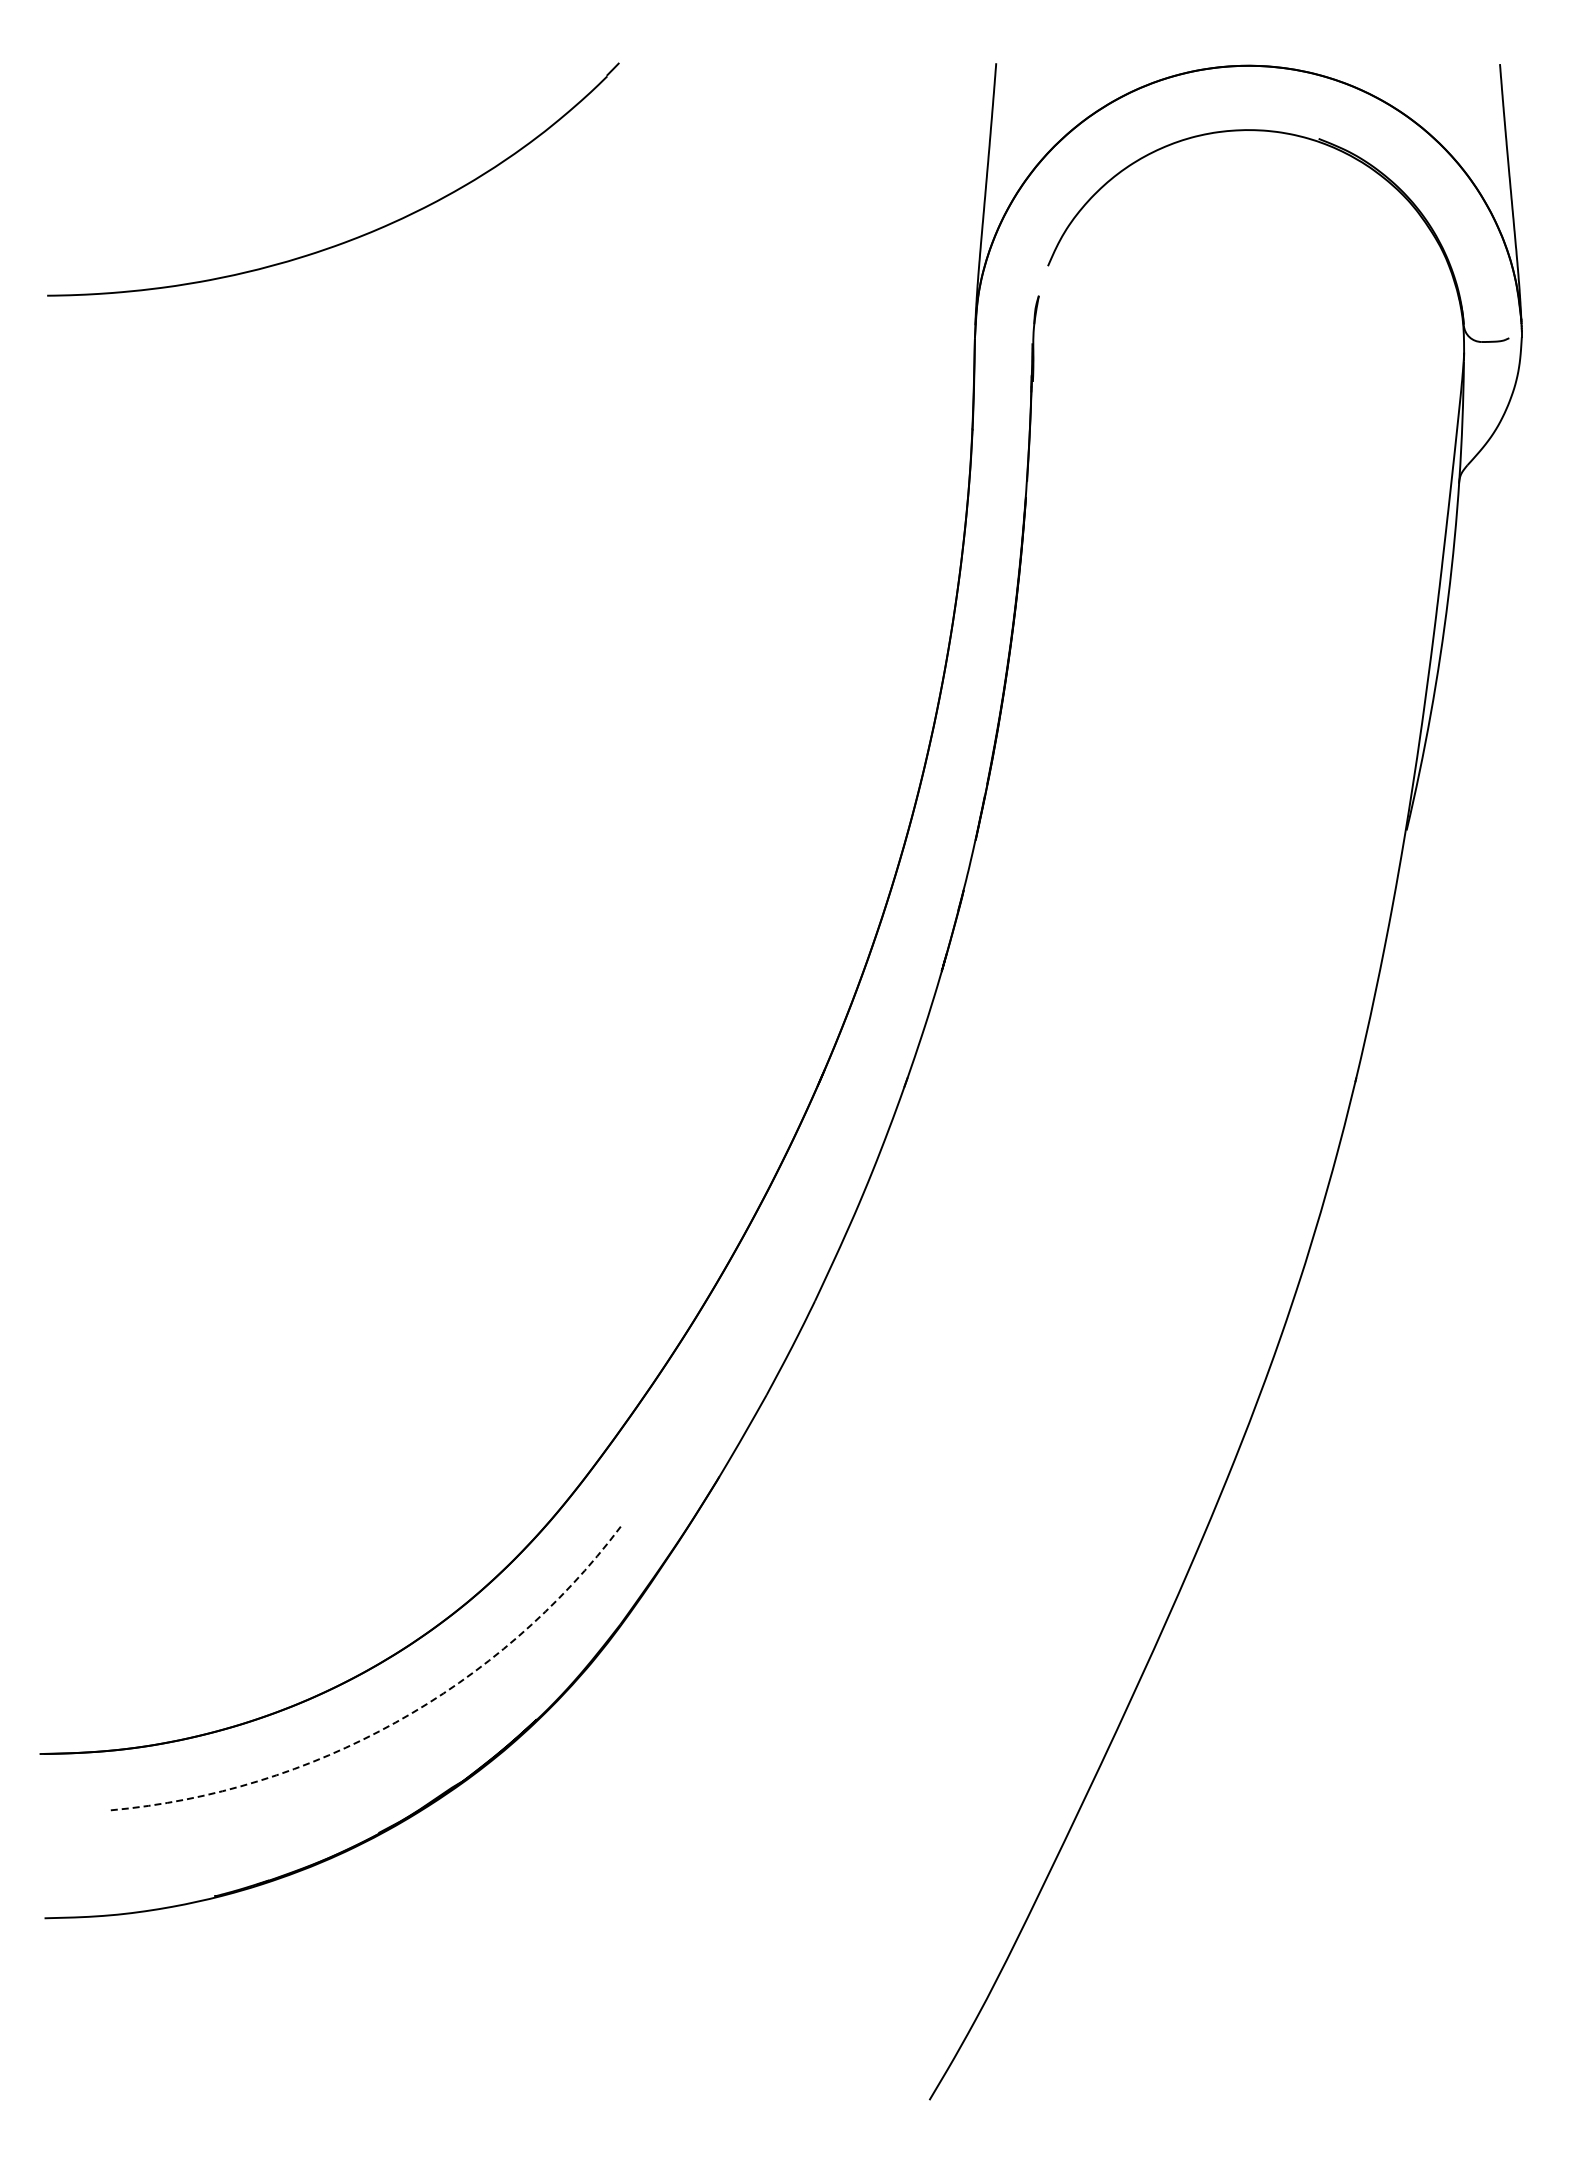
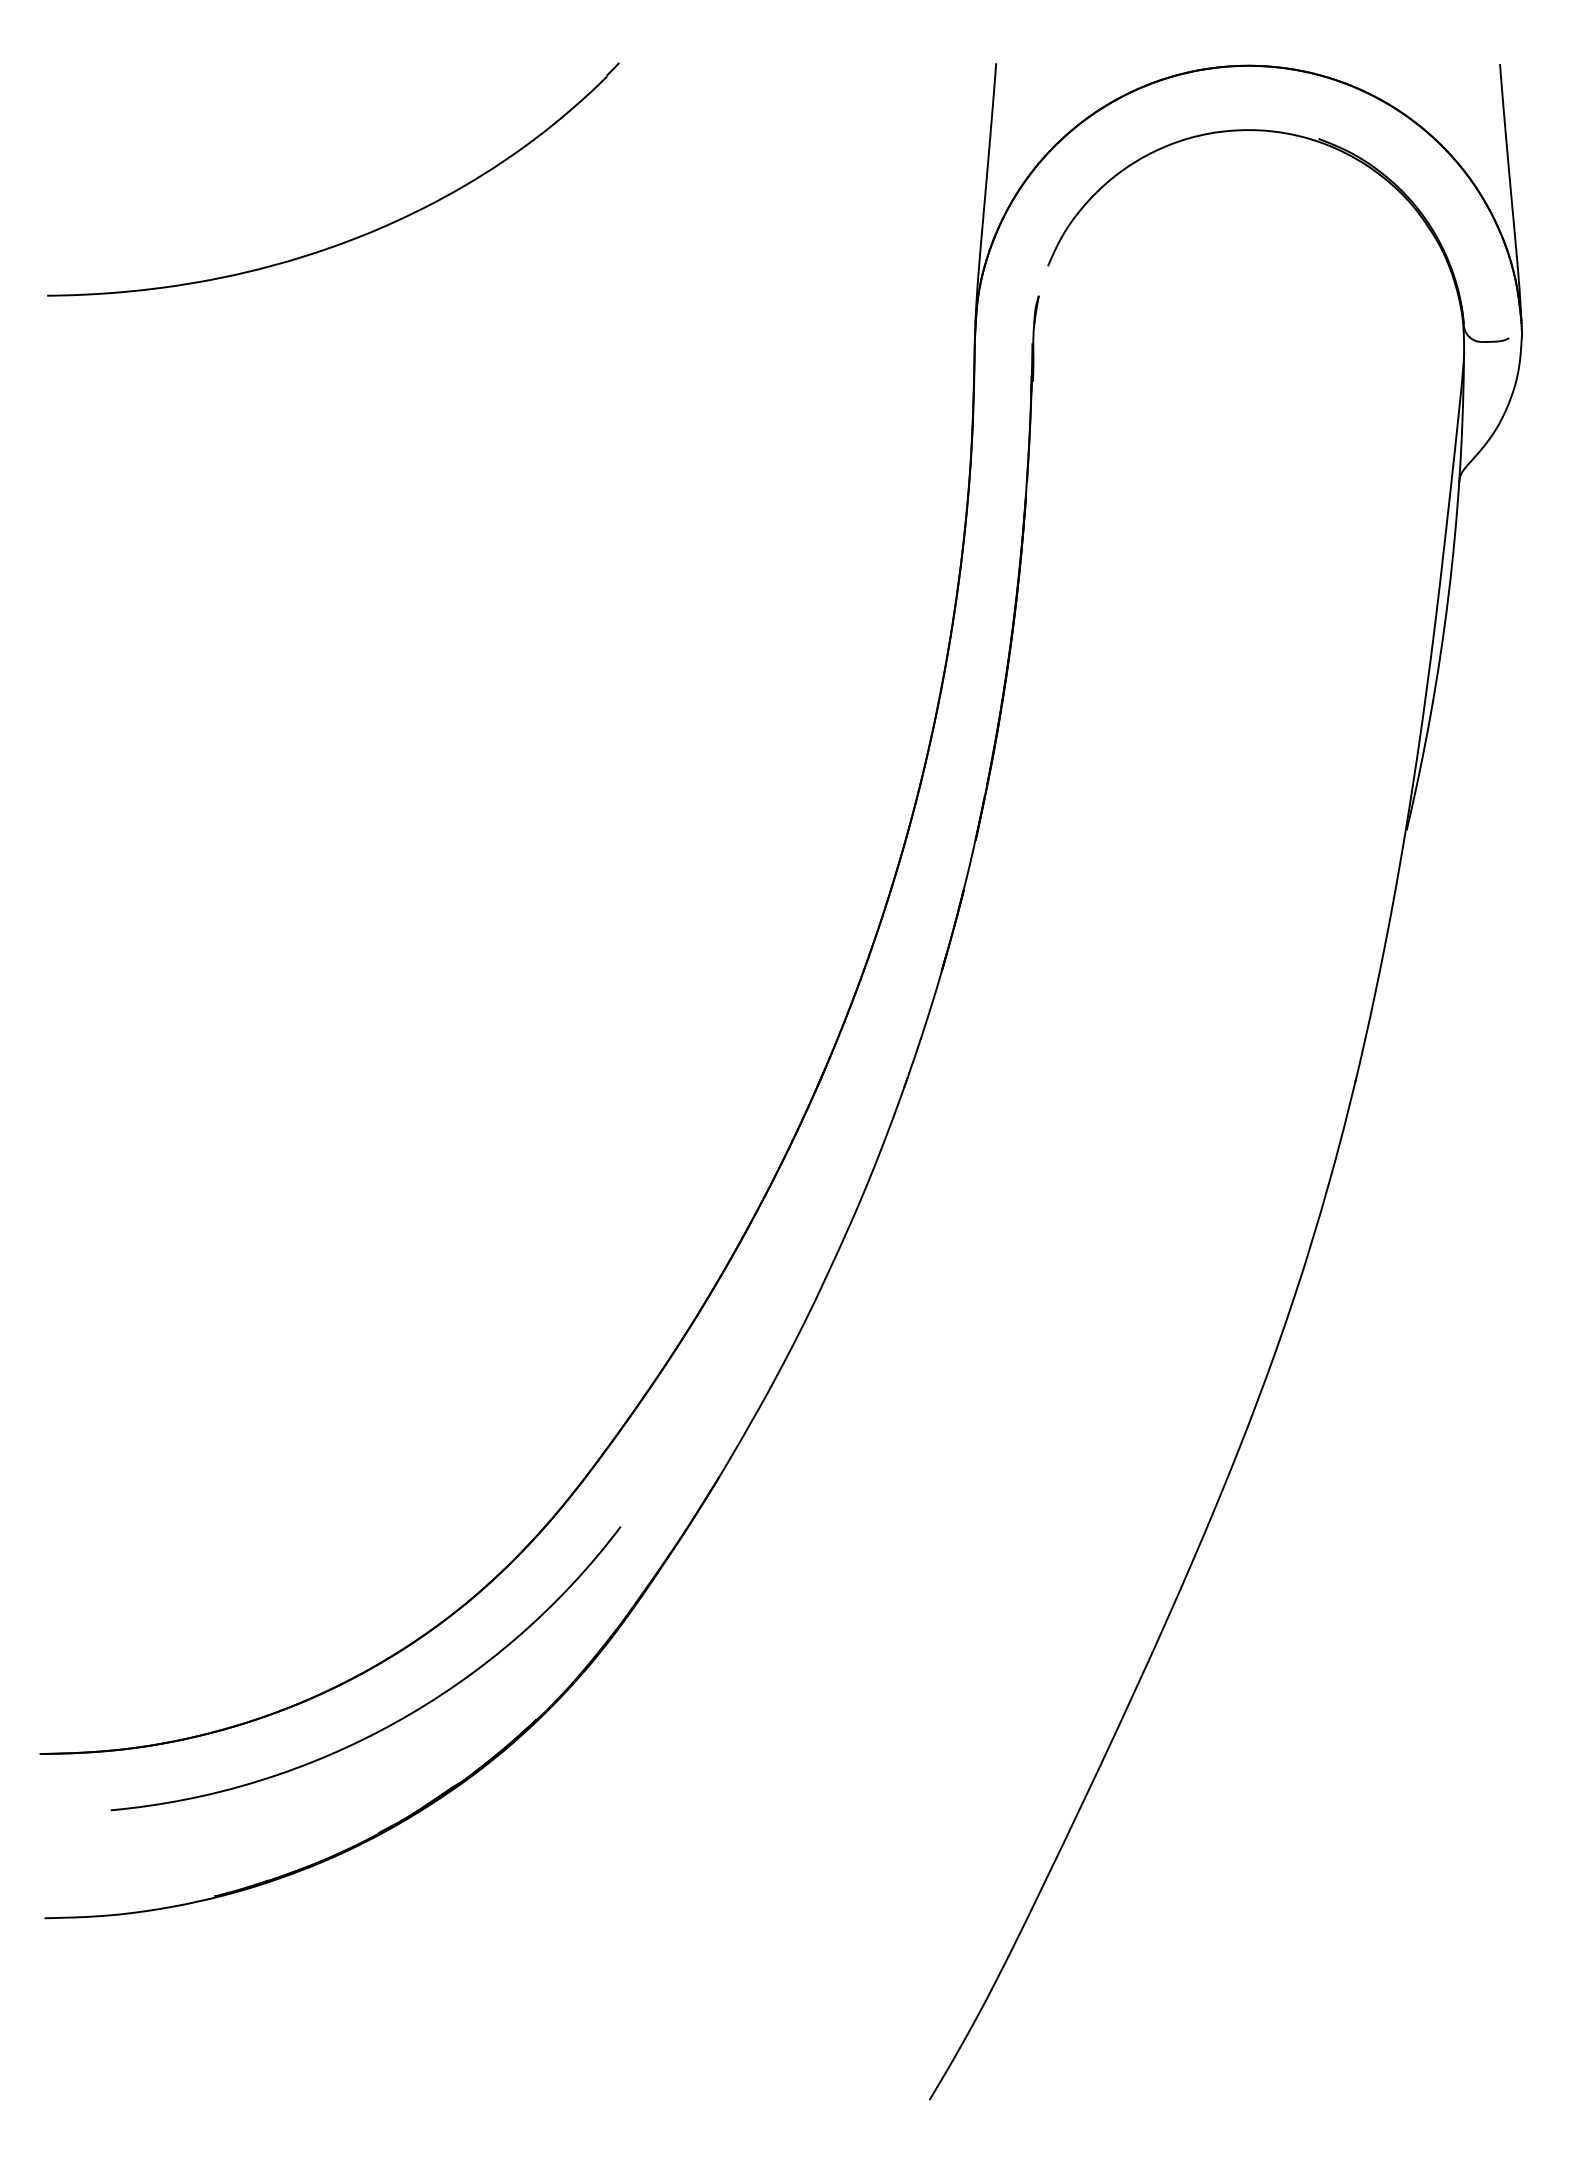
arc: dashed -> solid (395, 1722)
